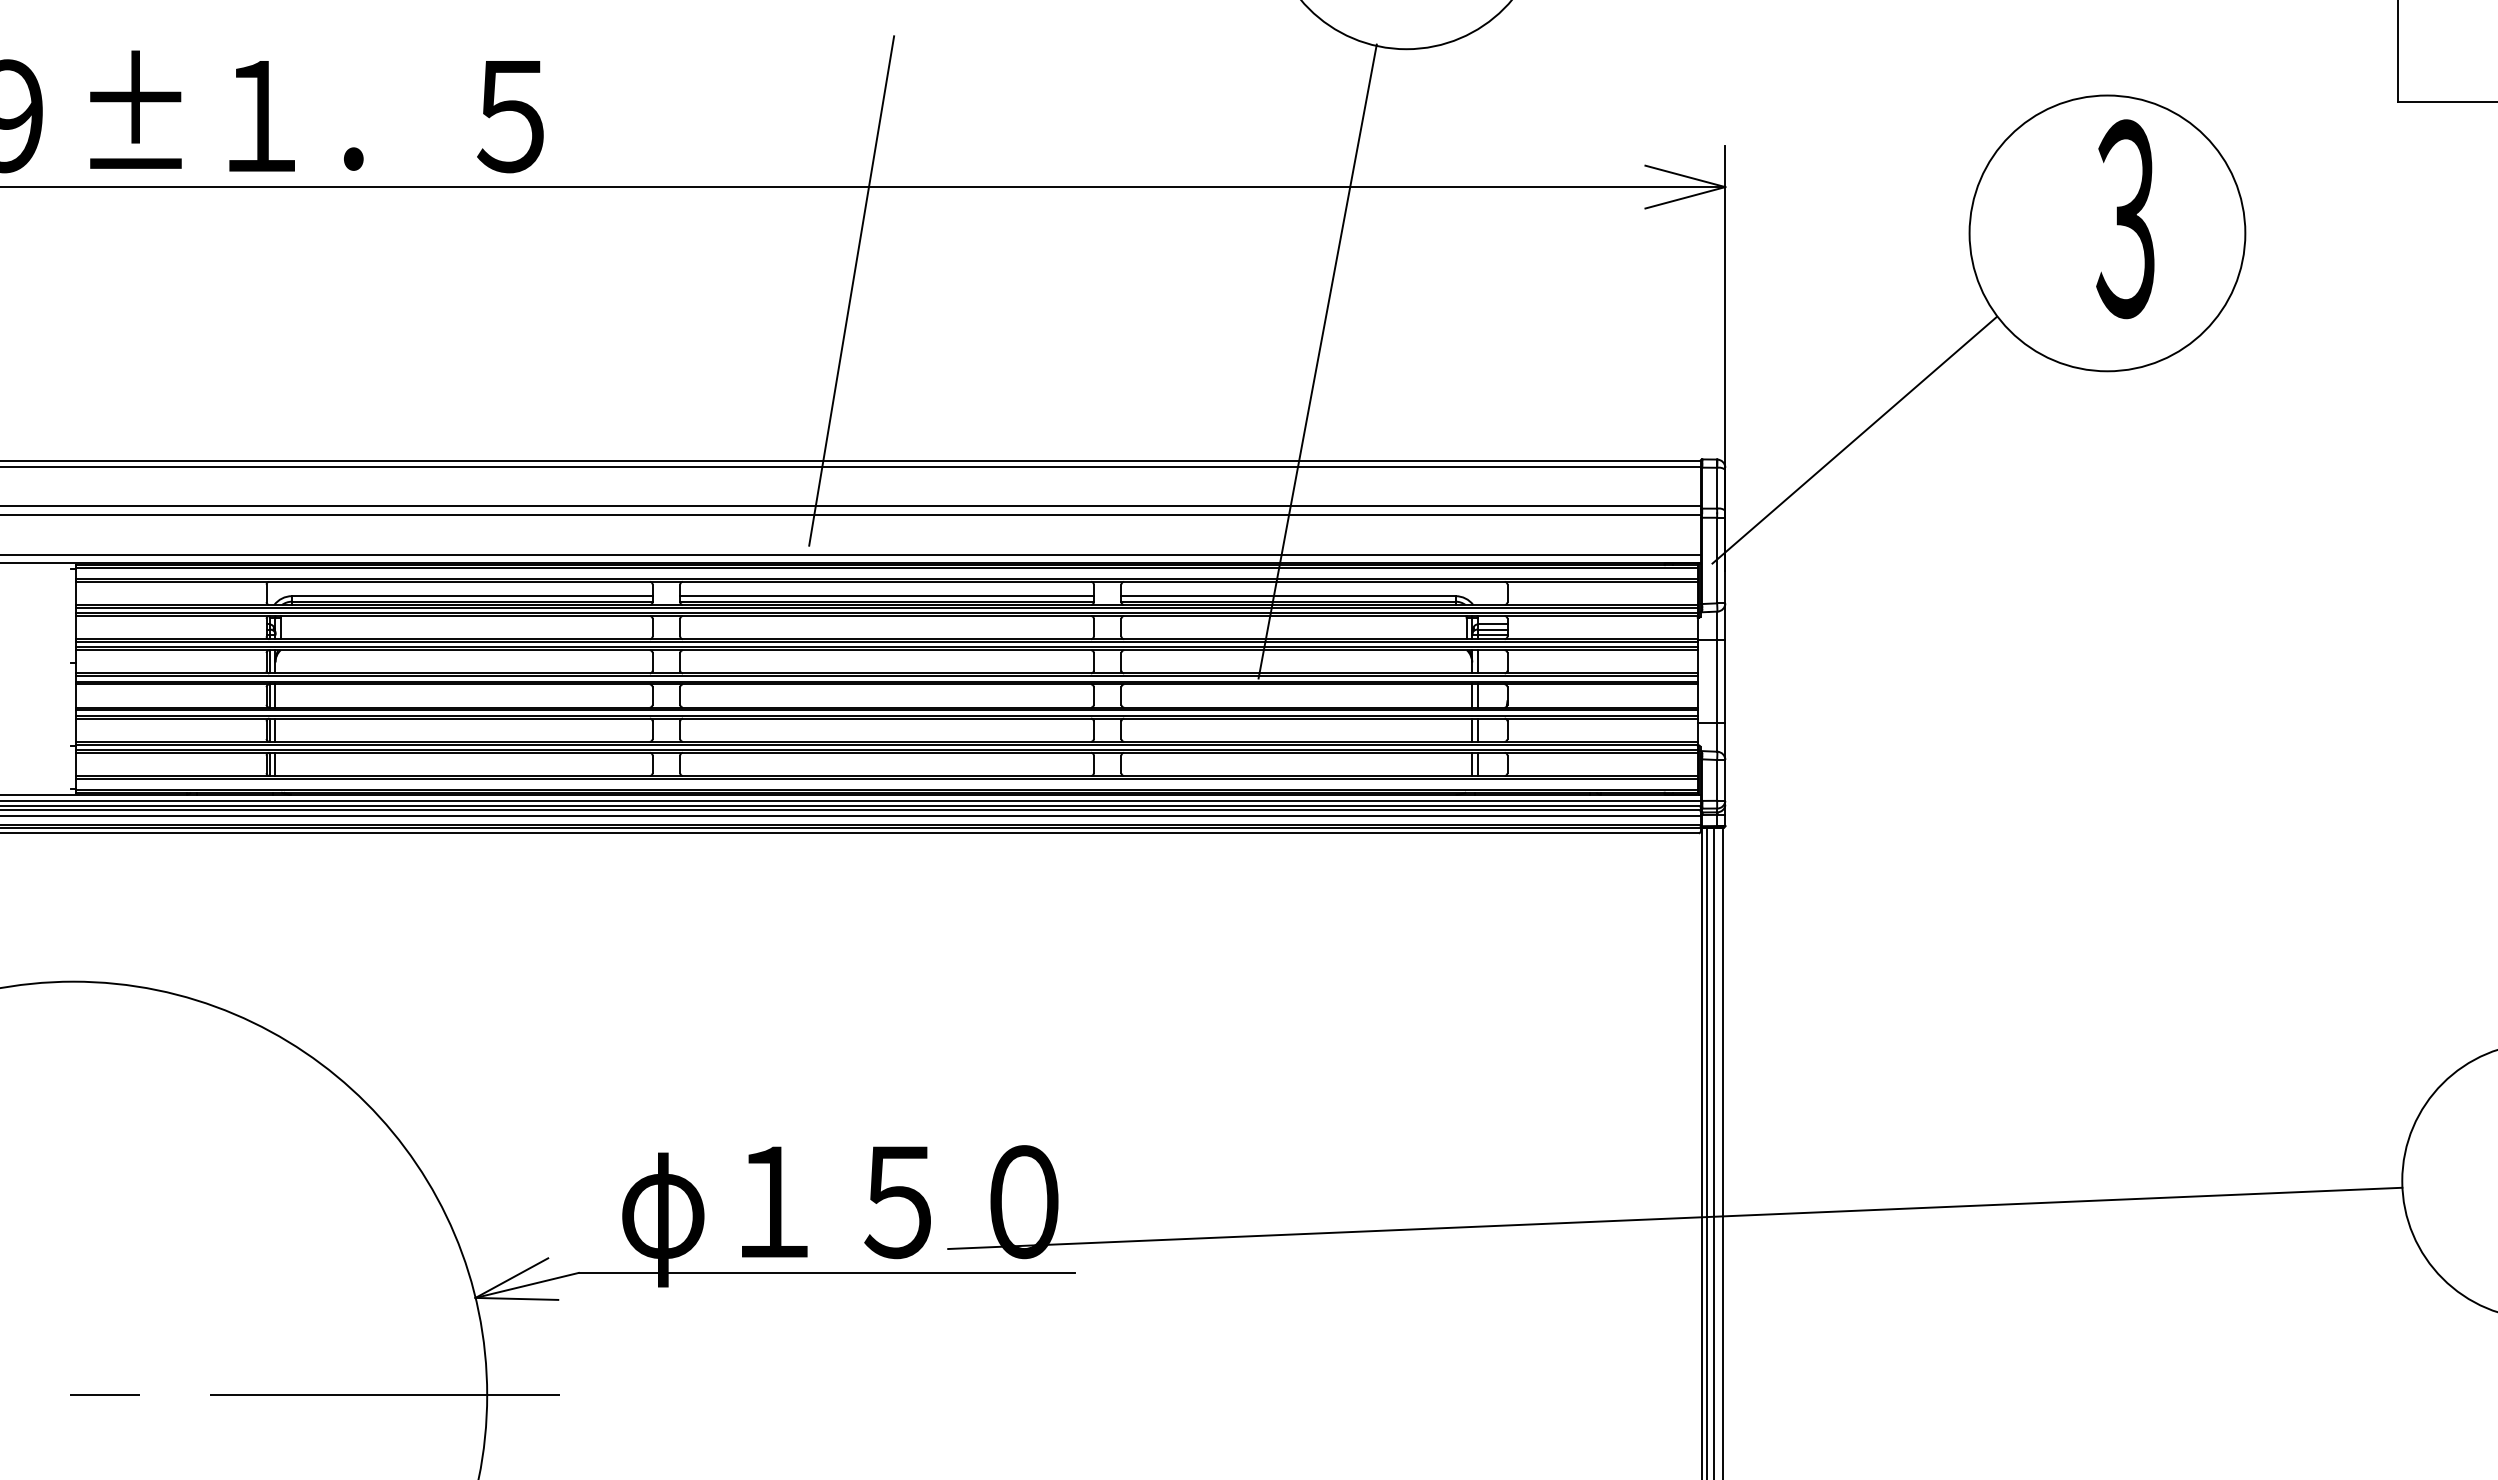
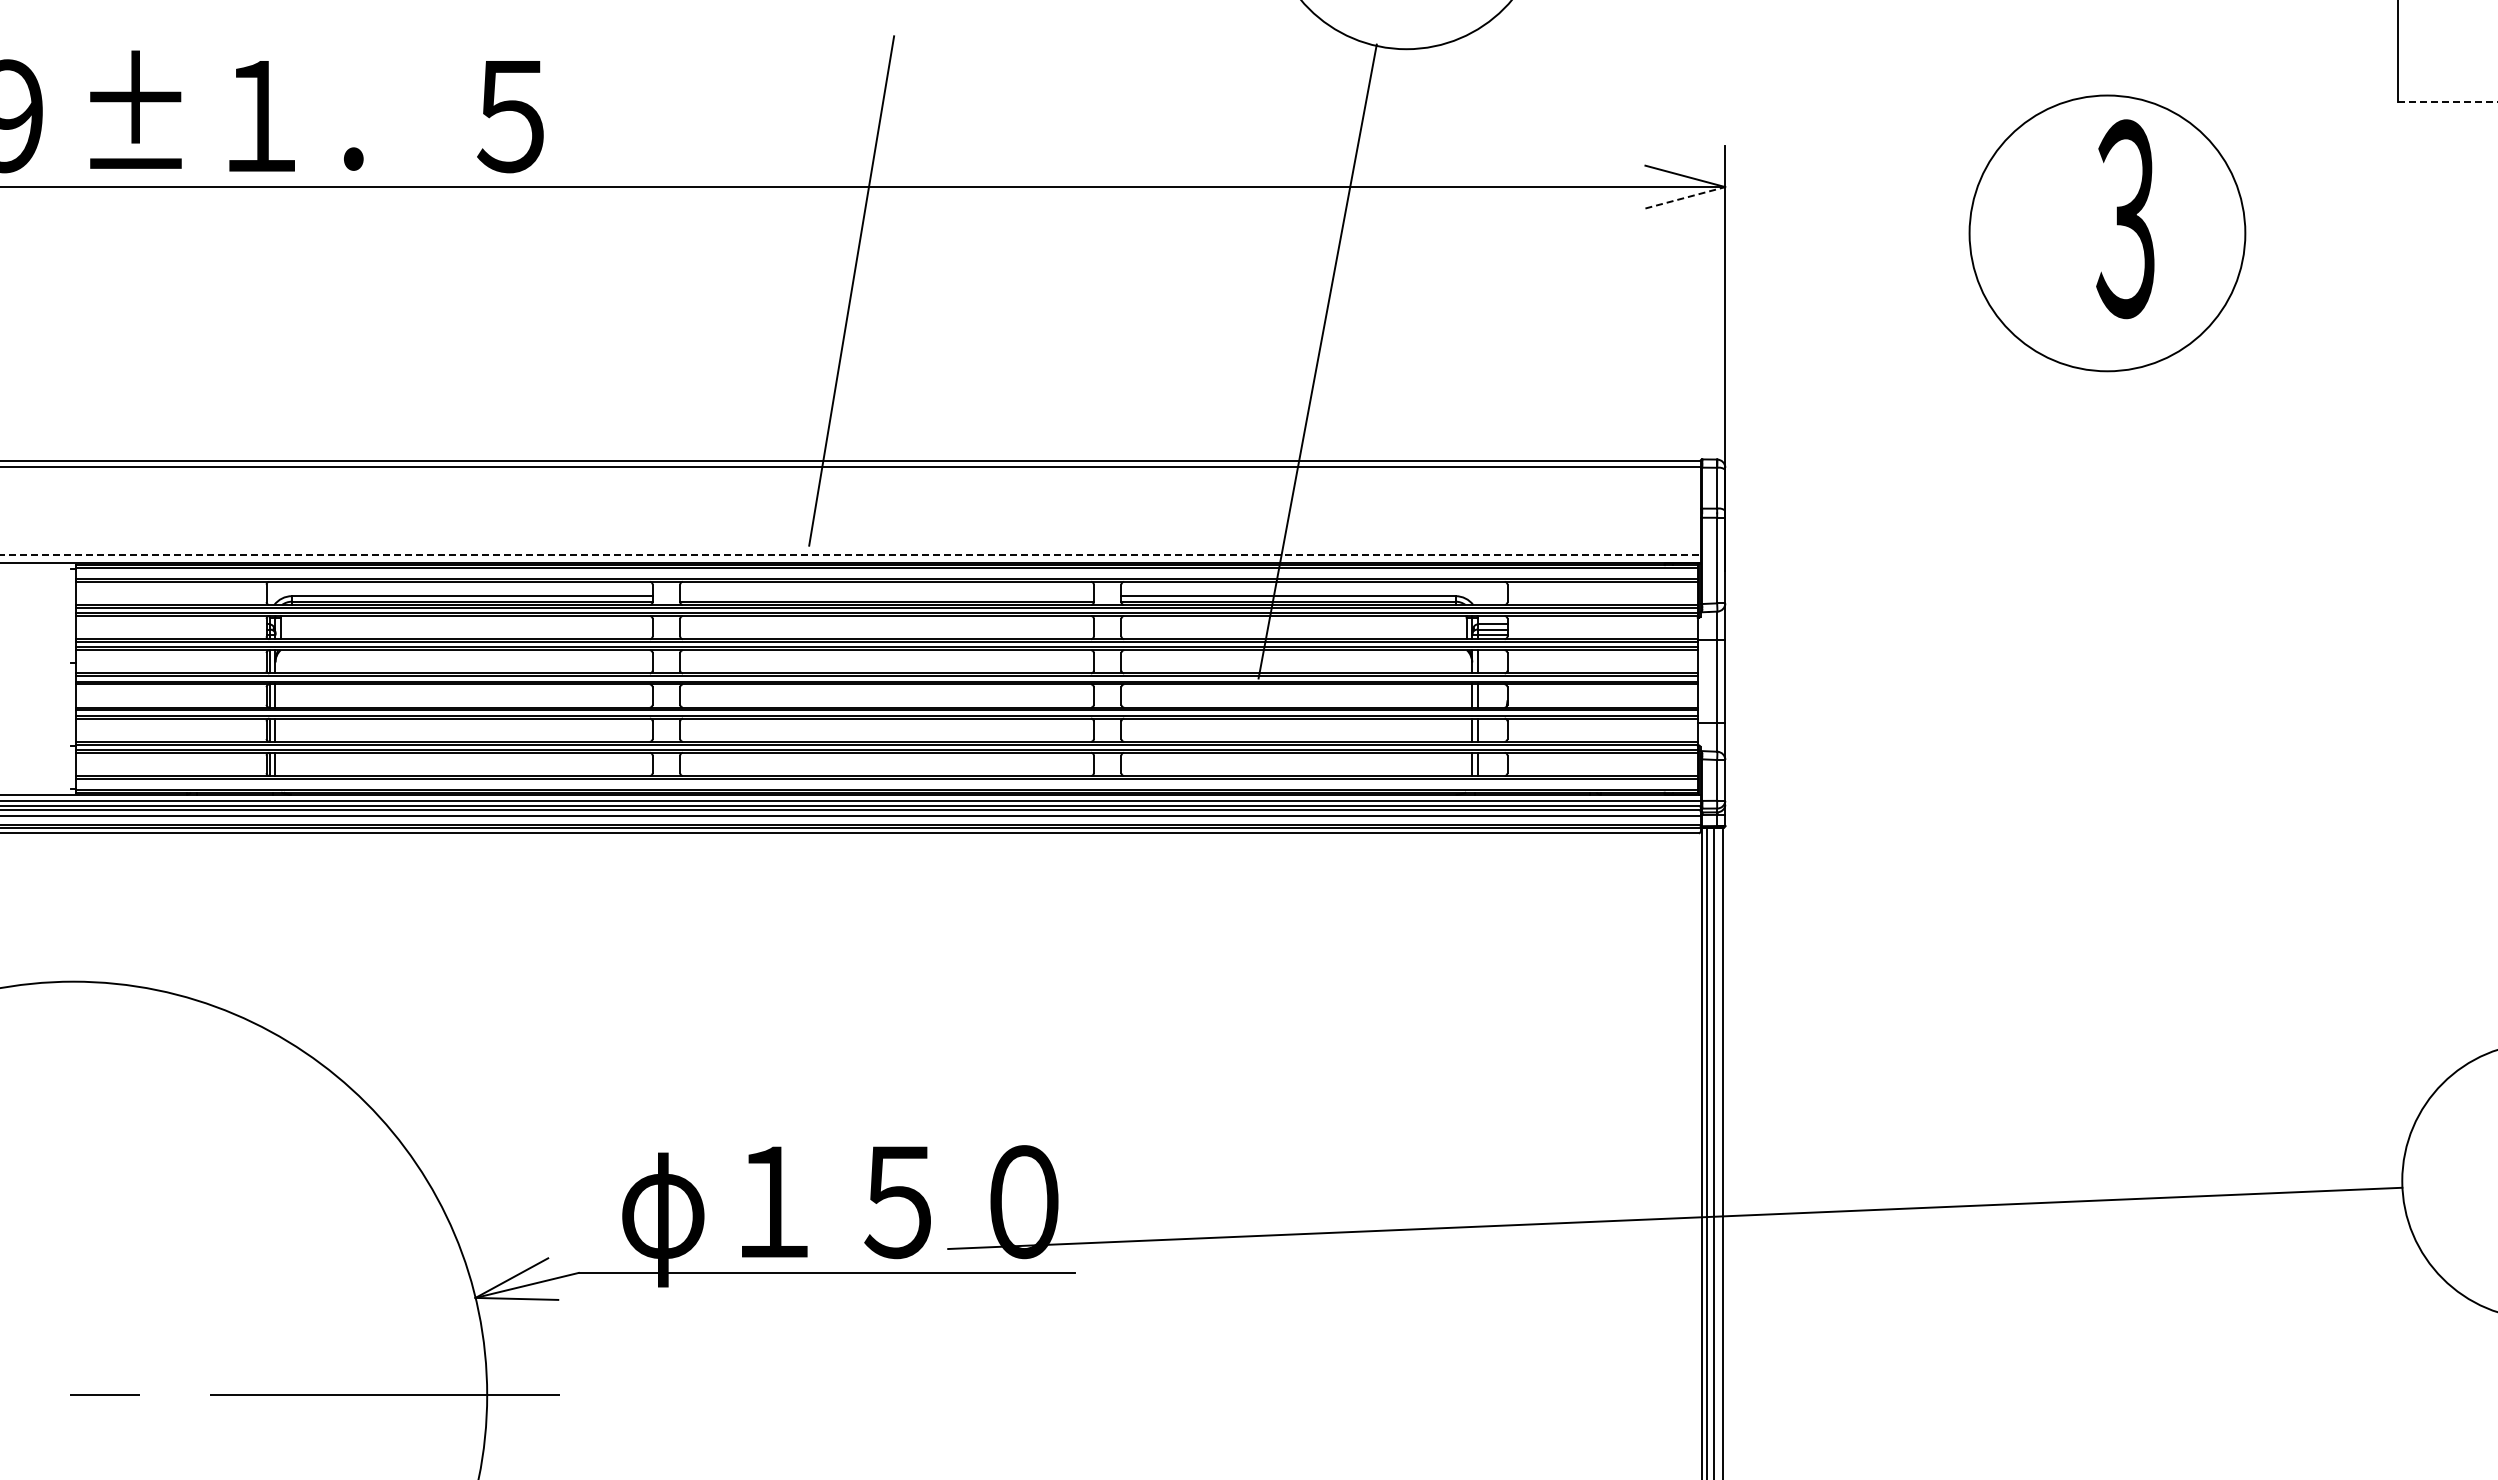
line: solid -> dashed (2448, 101)
line: solid -> dashed (1685, 197)
line: present -> none (1854, 439)
line: present -> none (851, 506)
line: present -> none (851, 515)
line: solid -> dashed (850, 554)
line: present -> none (886, 596)
